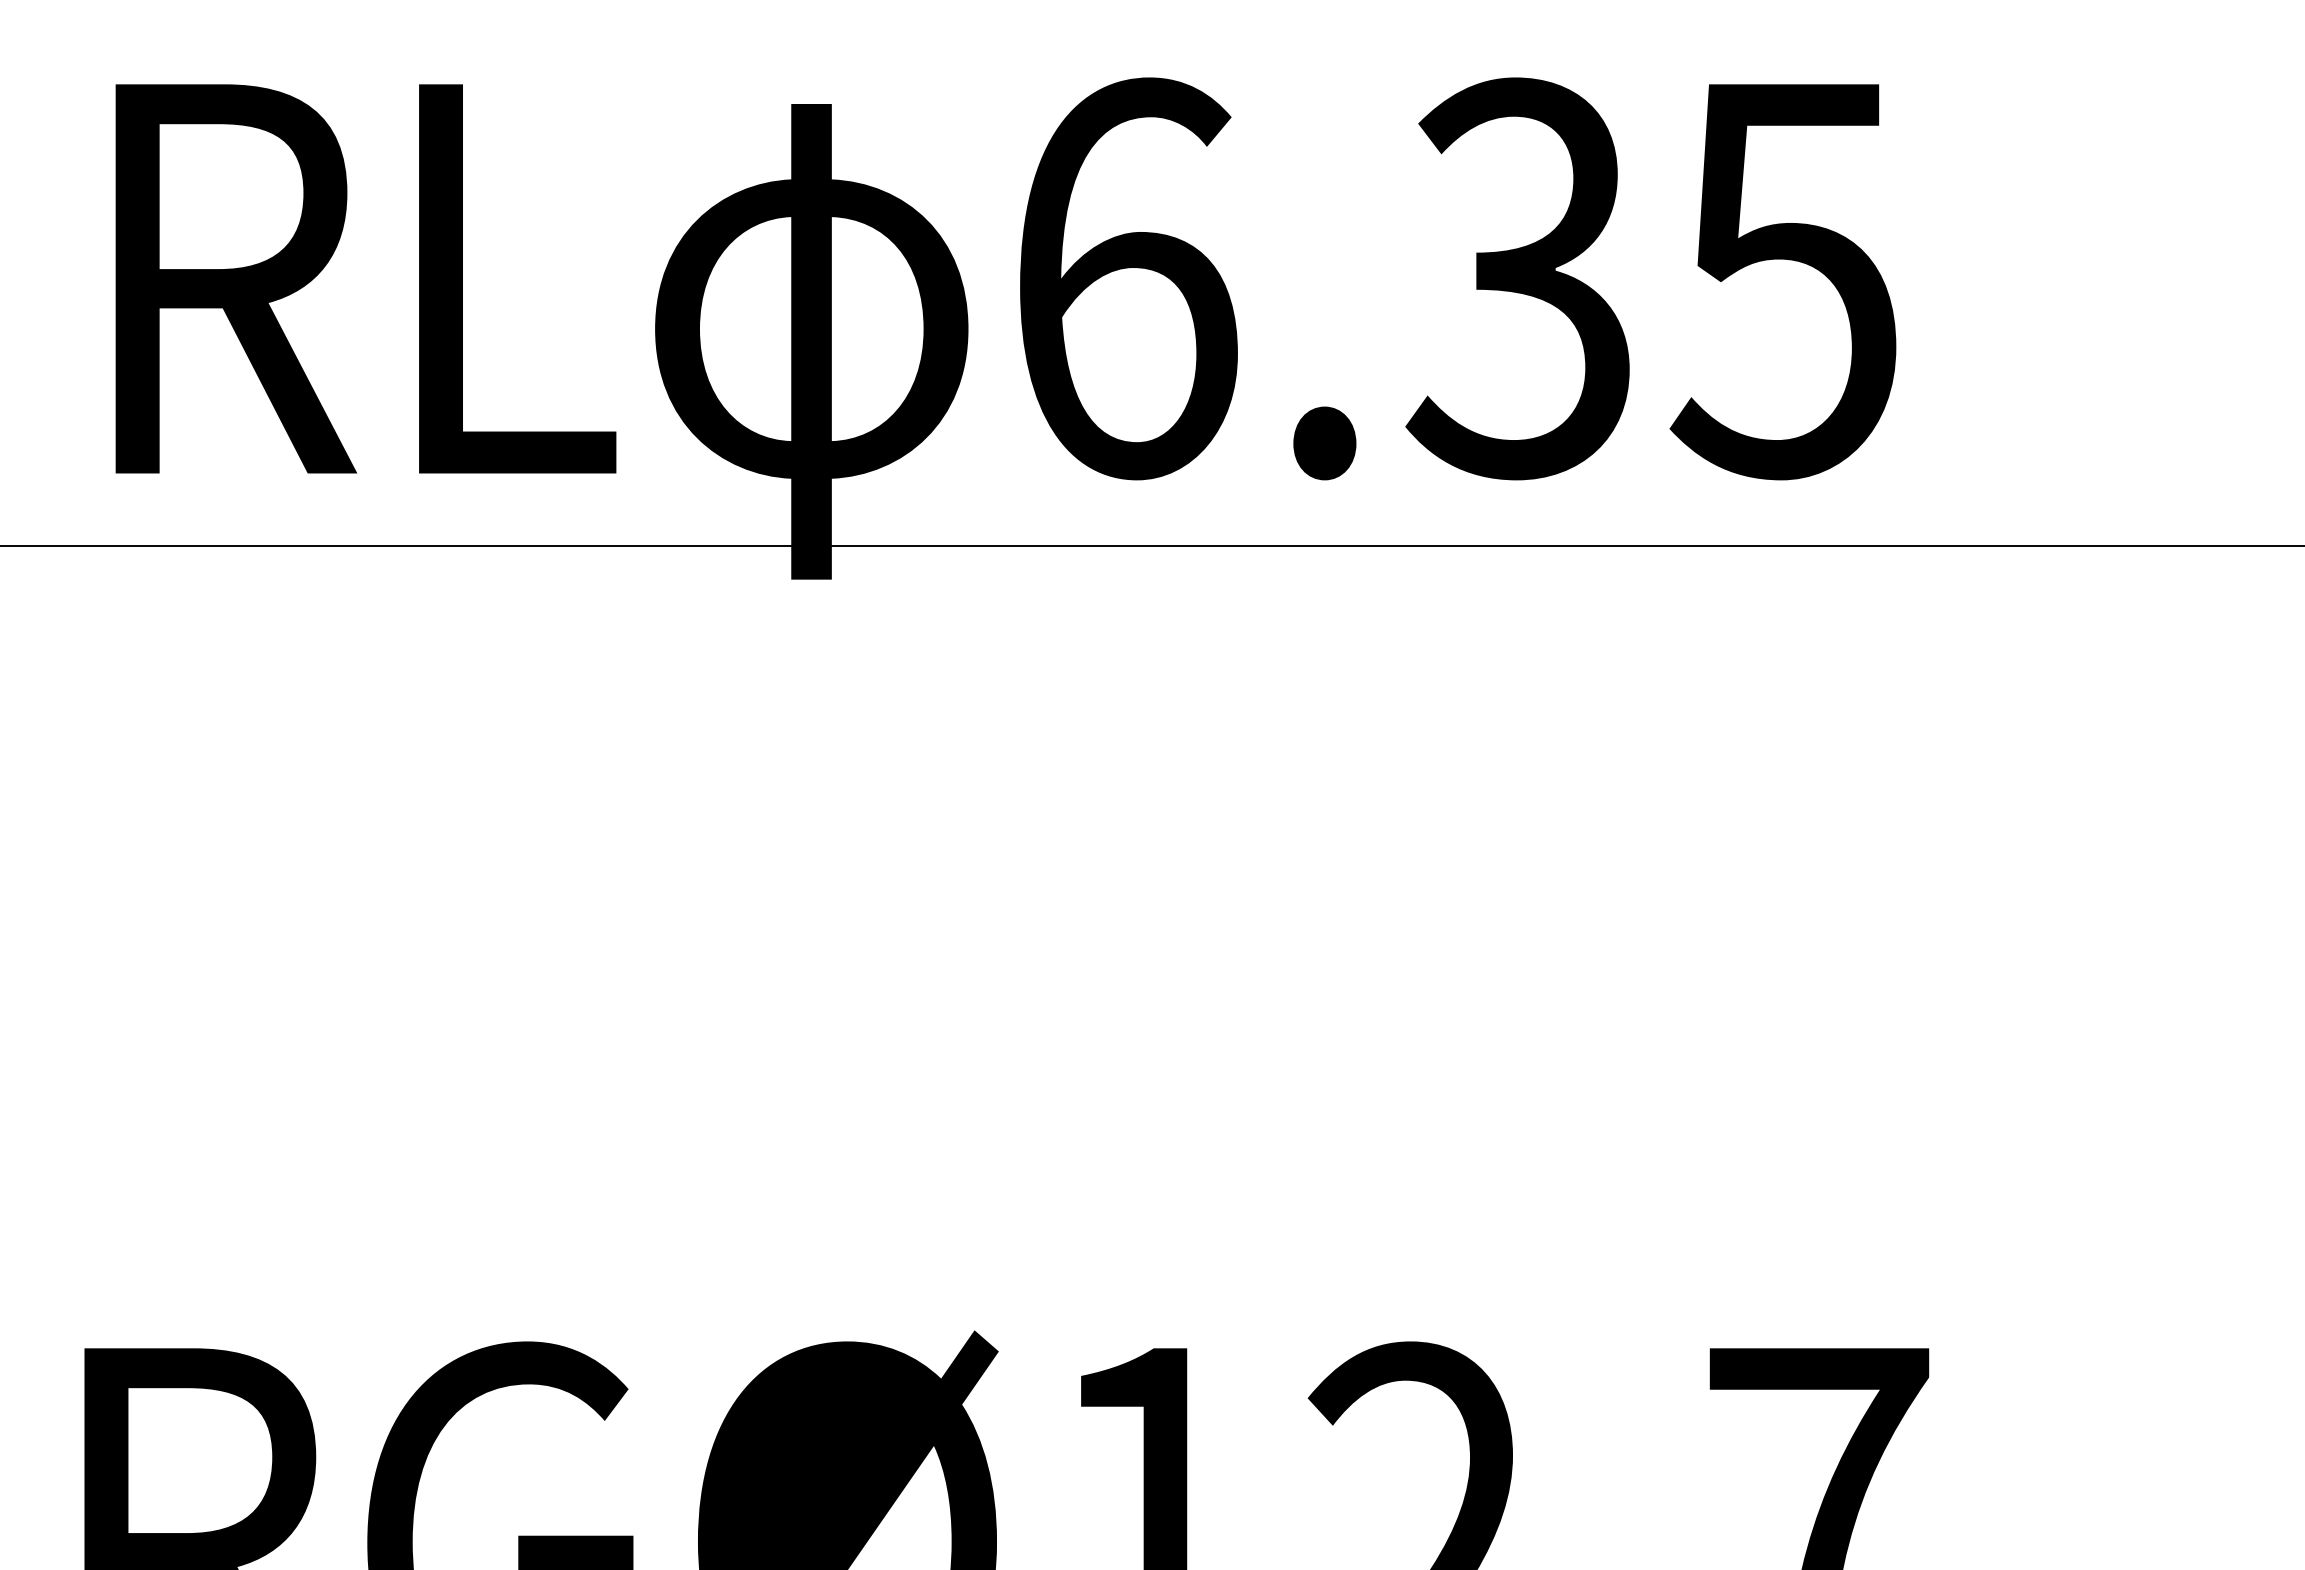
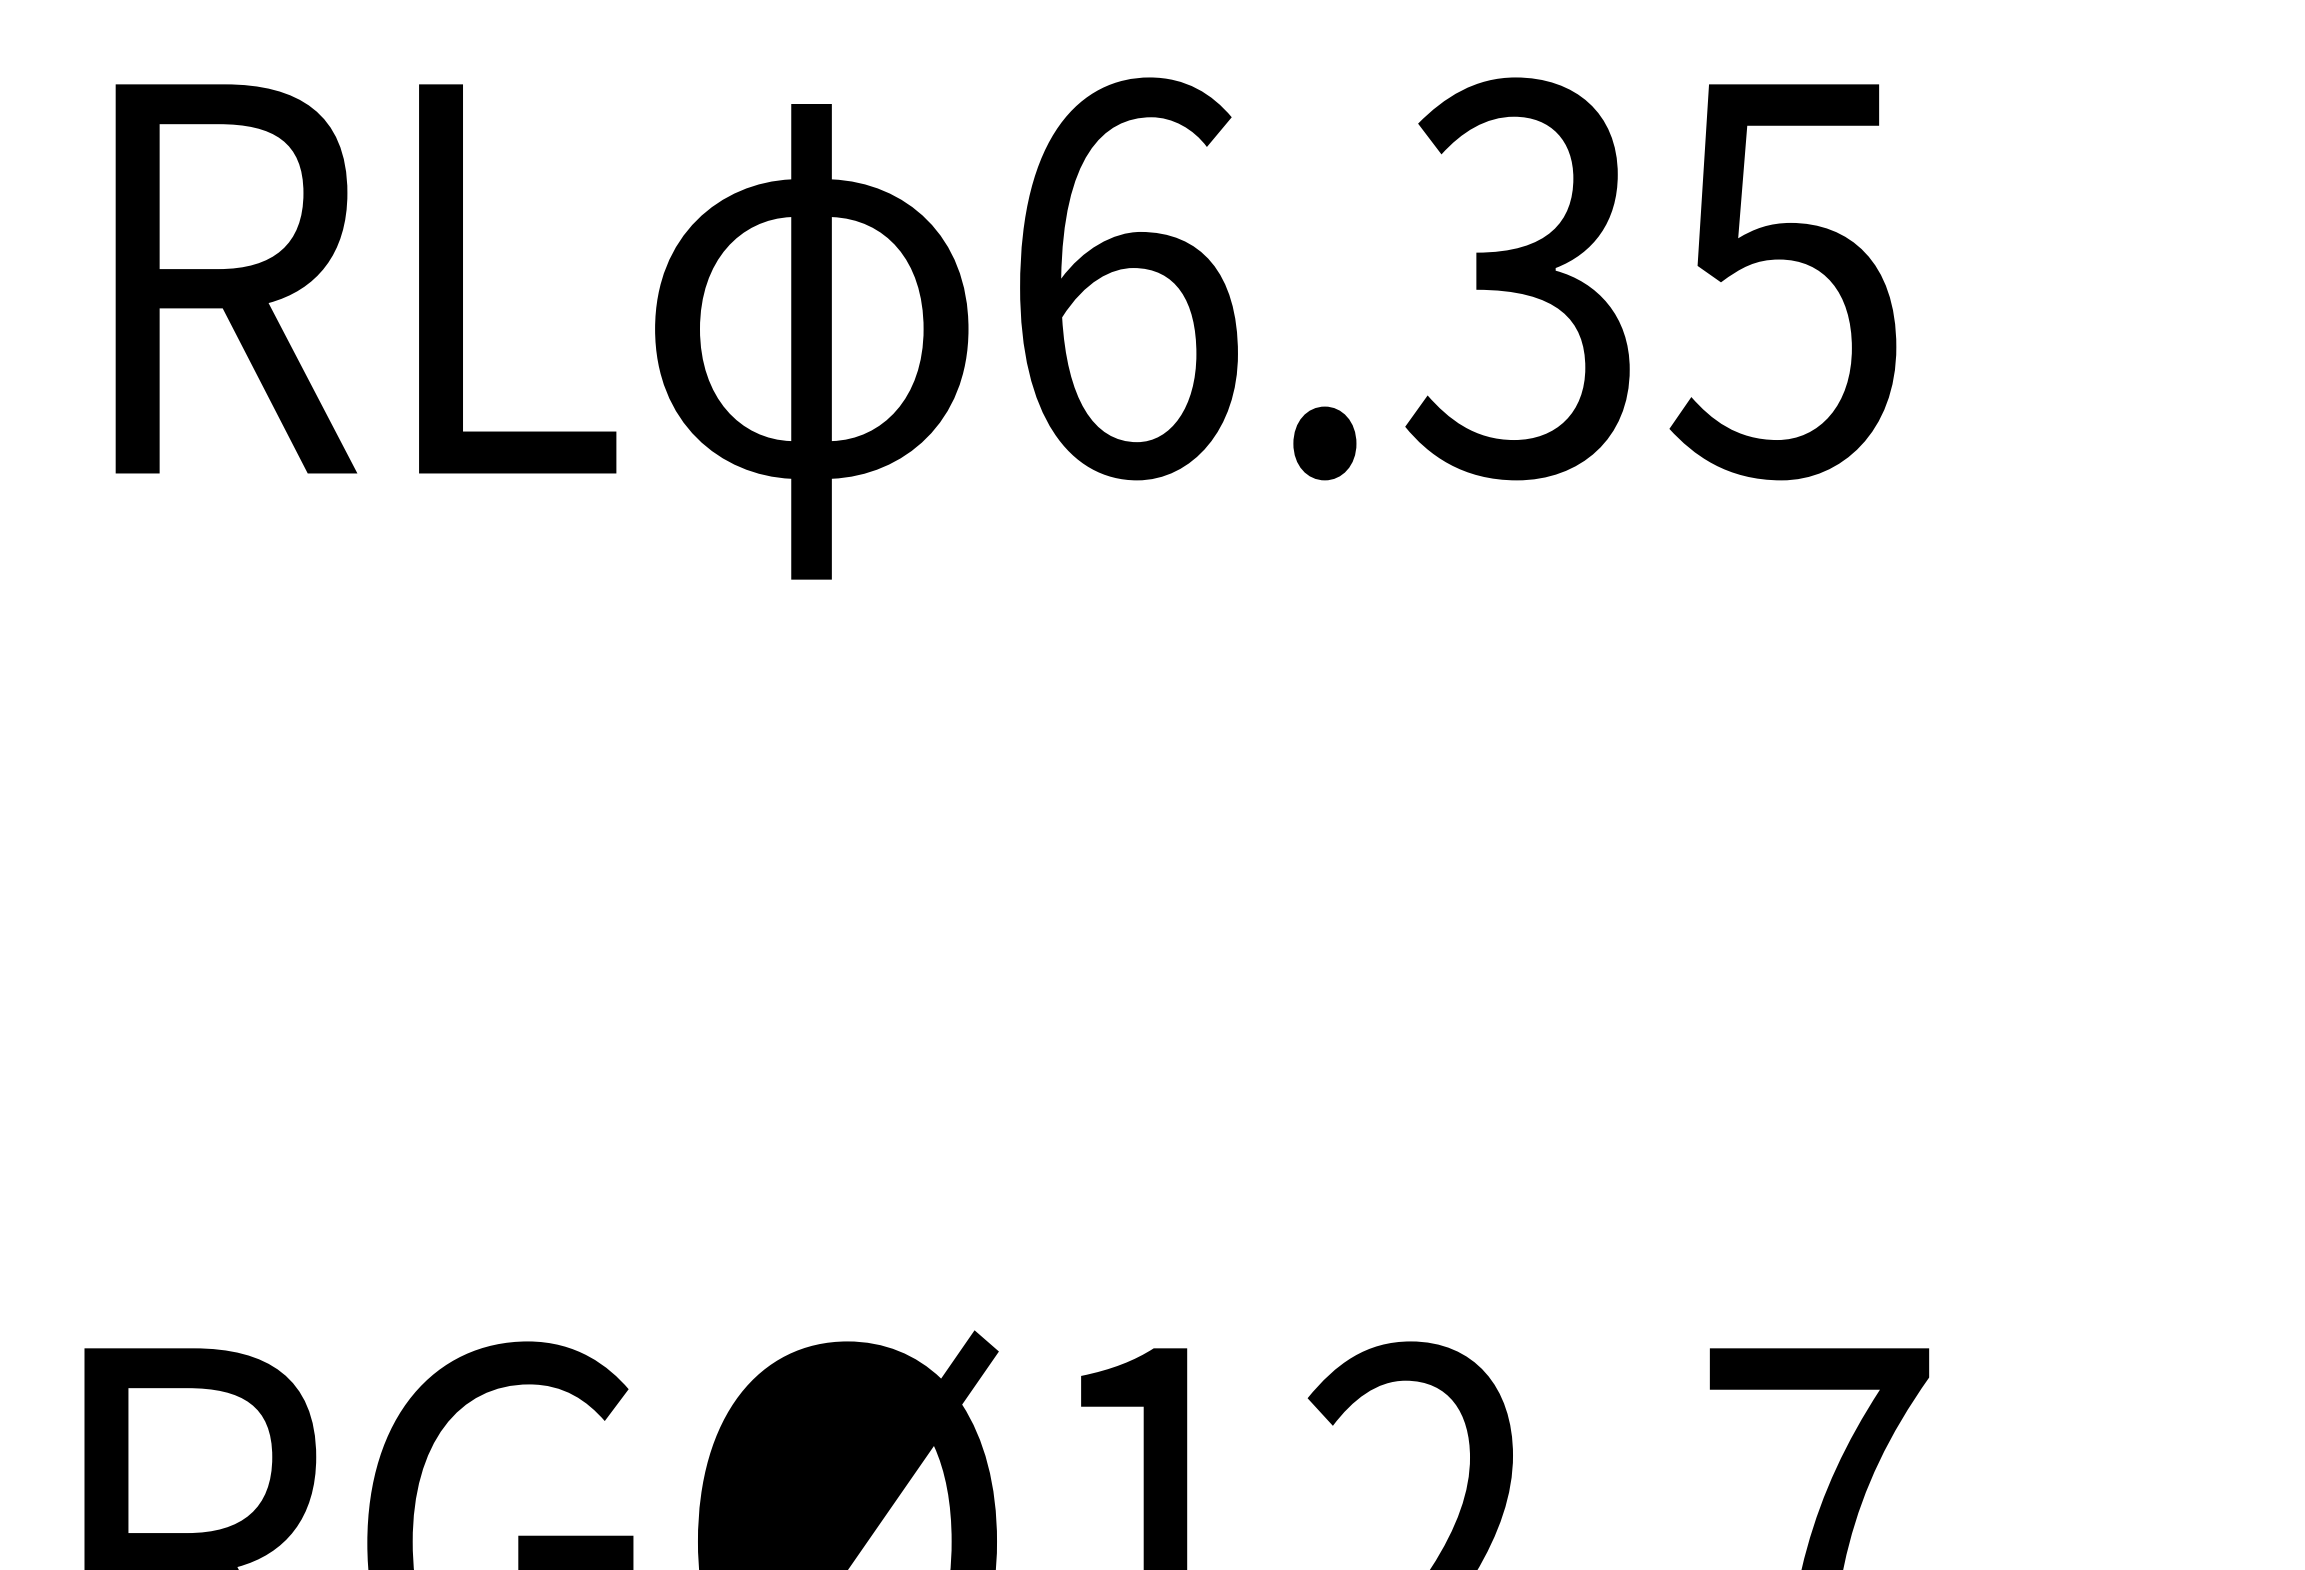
line: present -> none (1151, 545)
